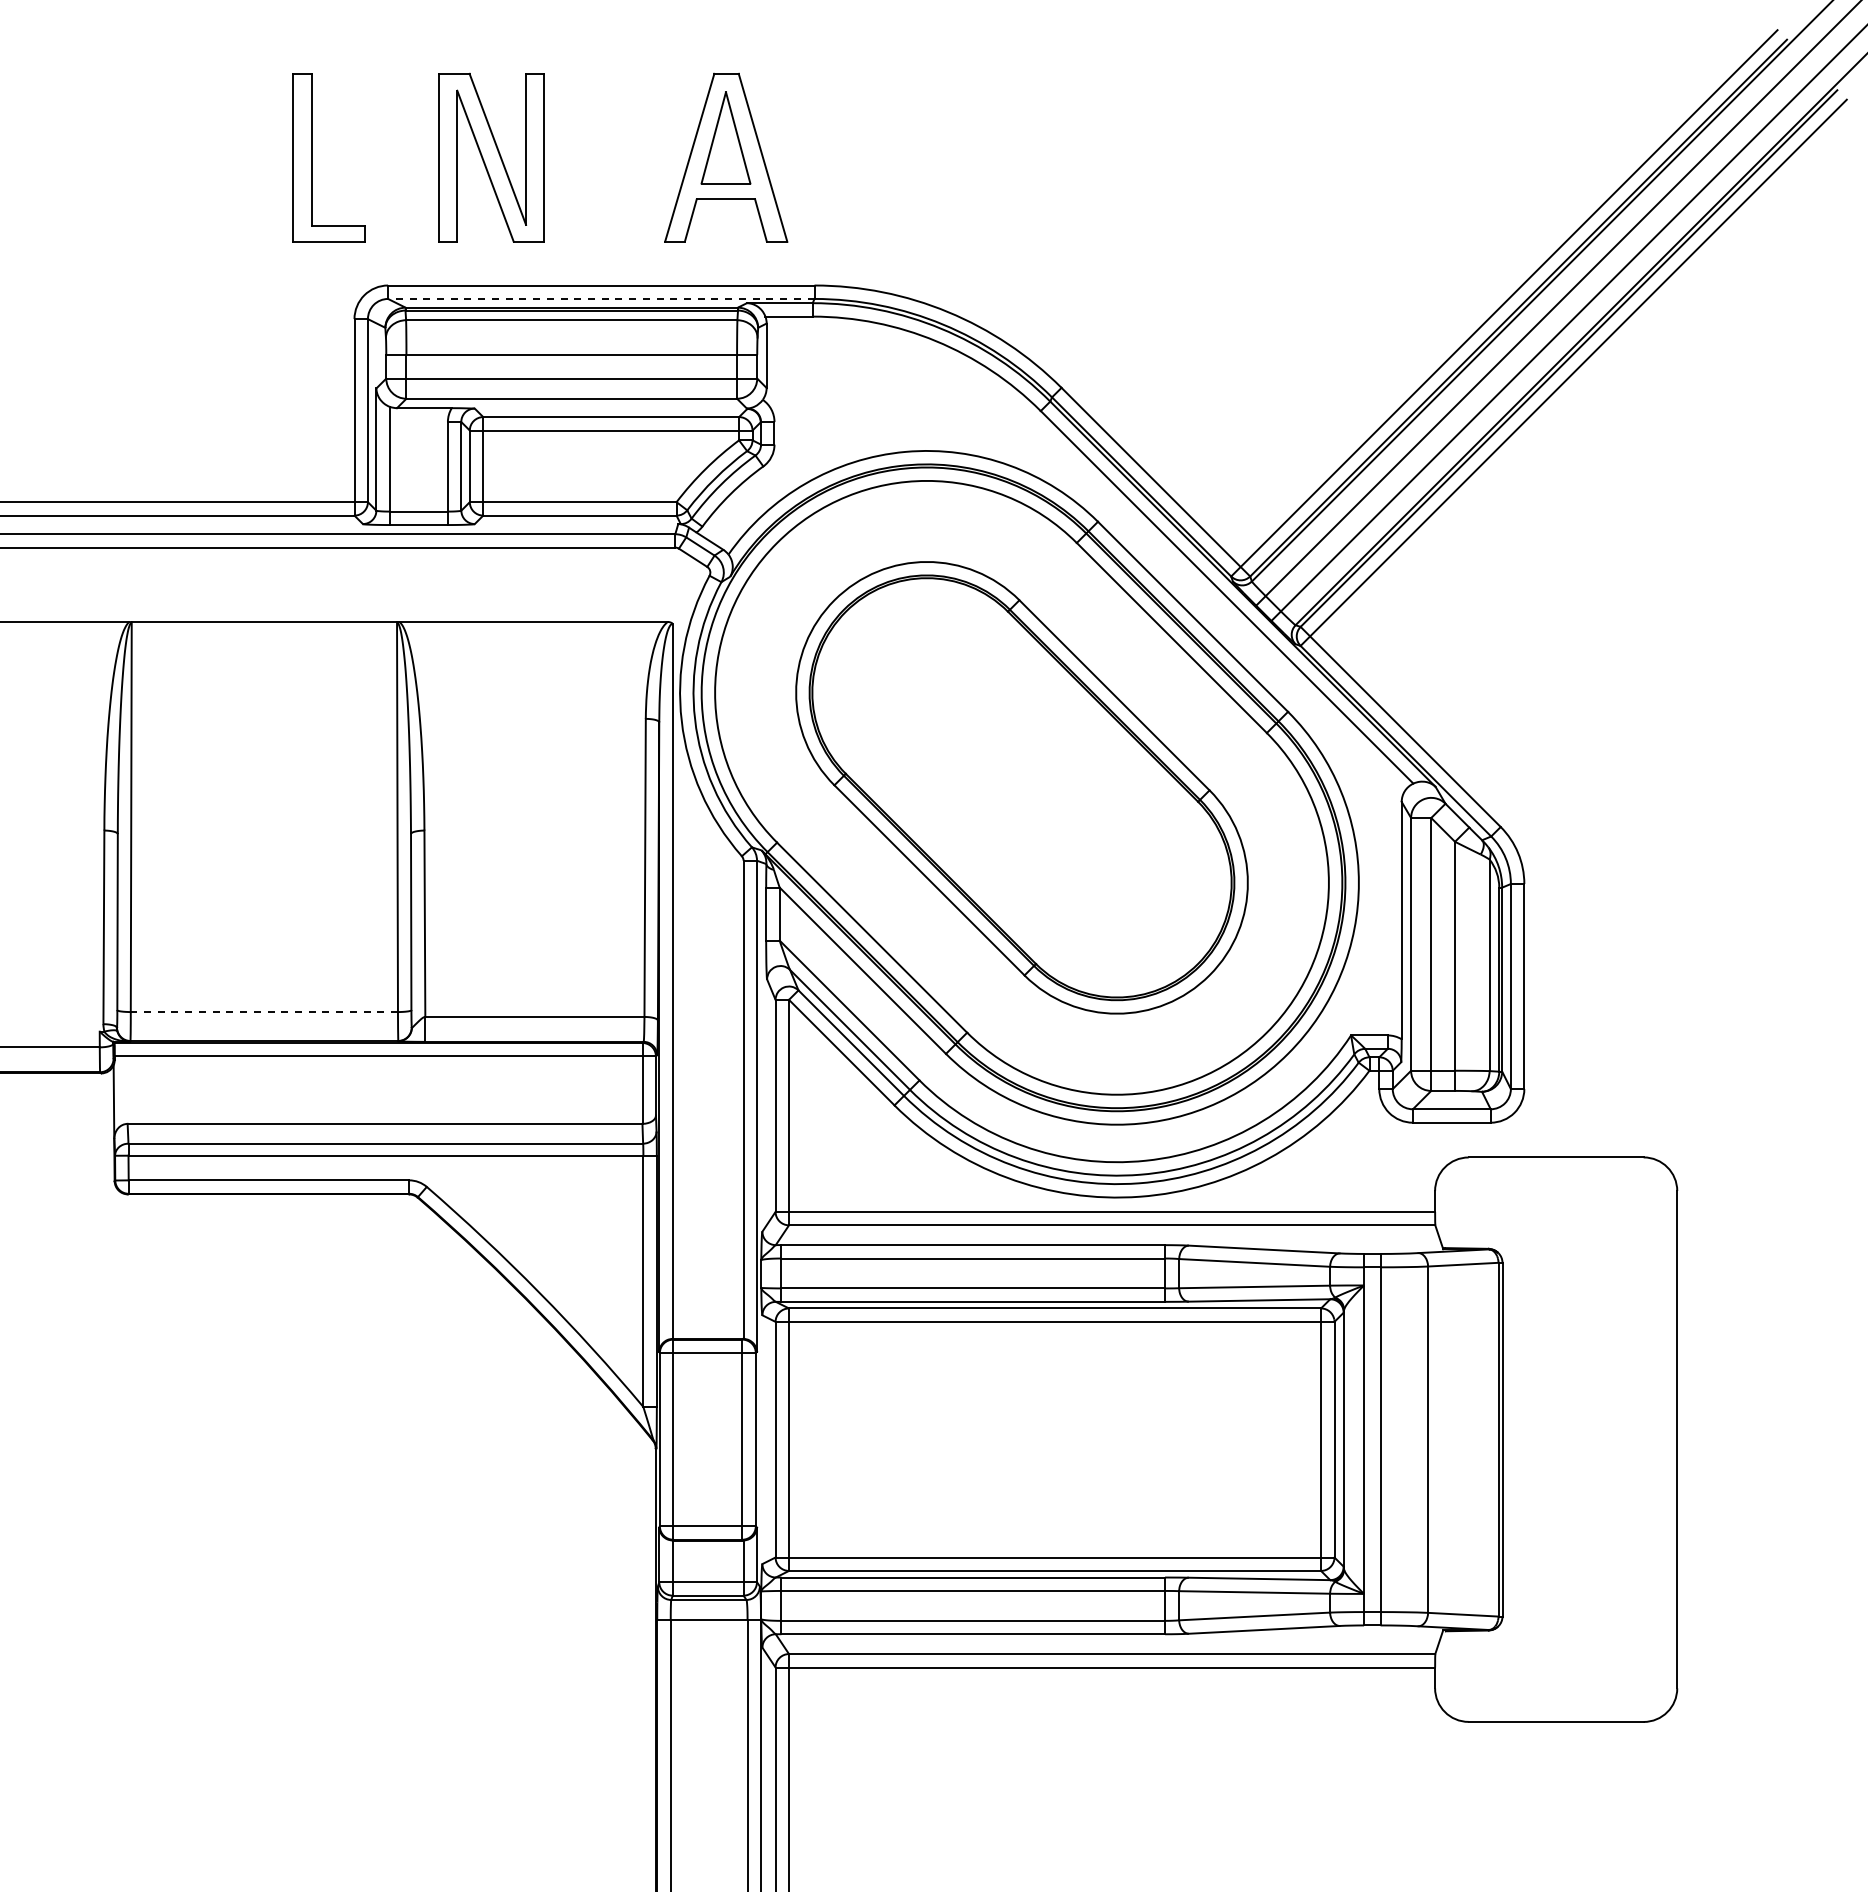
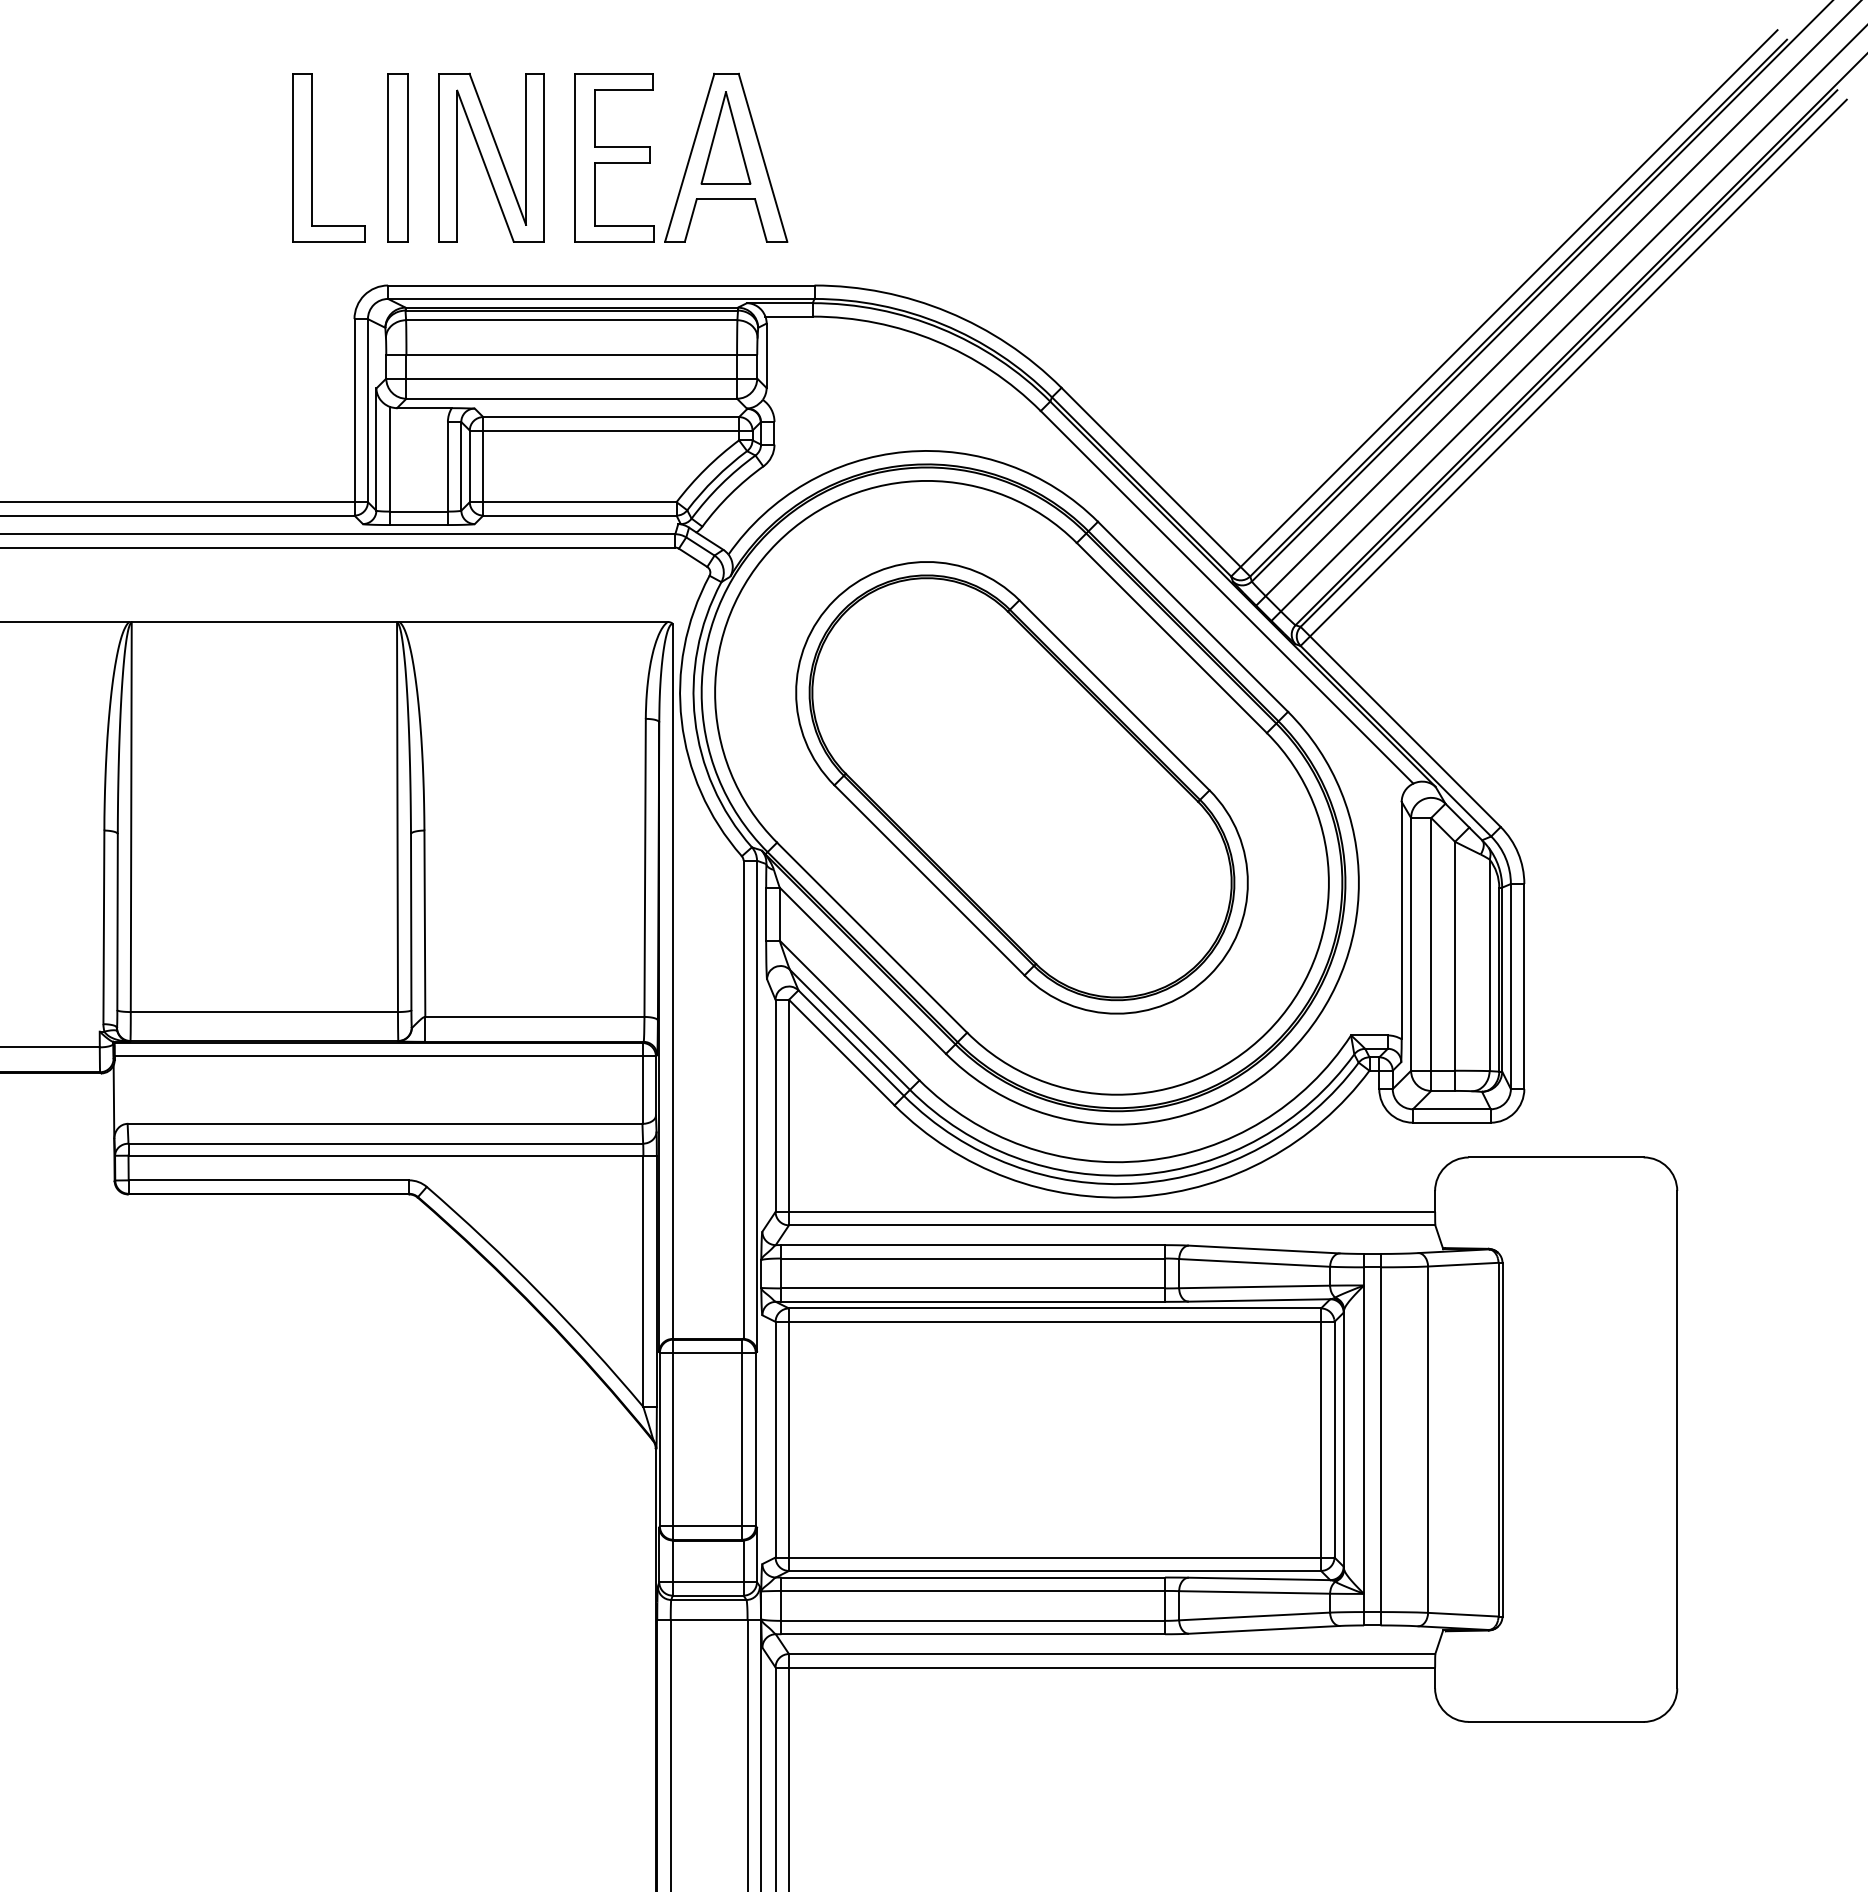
part: none -> present (397, 157)
part: none -> present (614, 157)
line: dashed -> solid (600, 298)
line: dashed -> solid (264, 1012)
